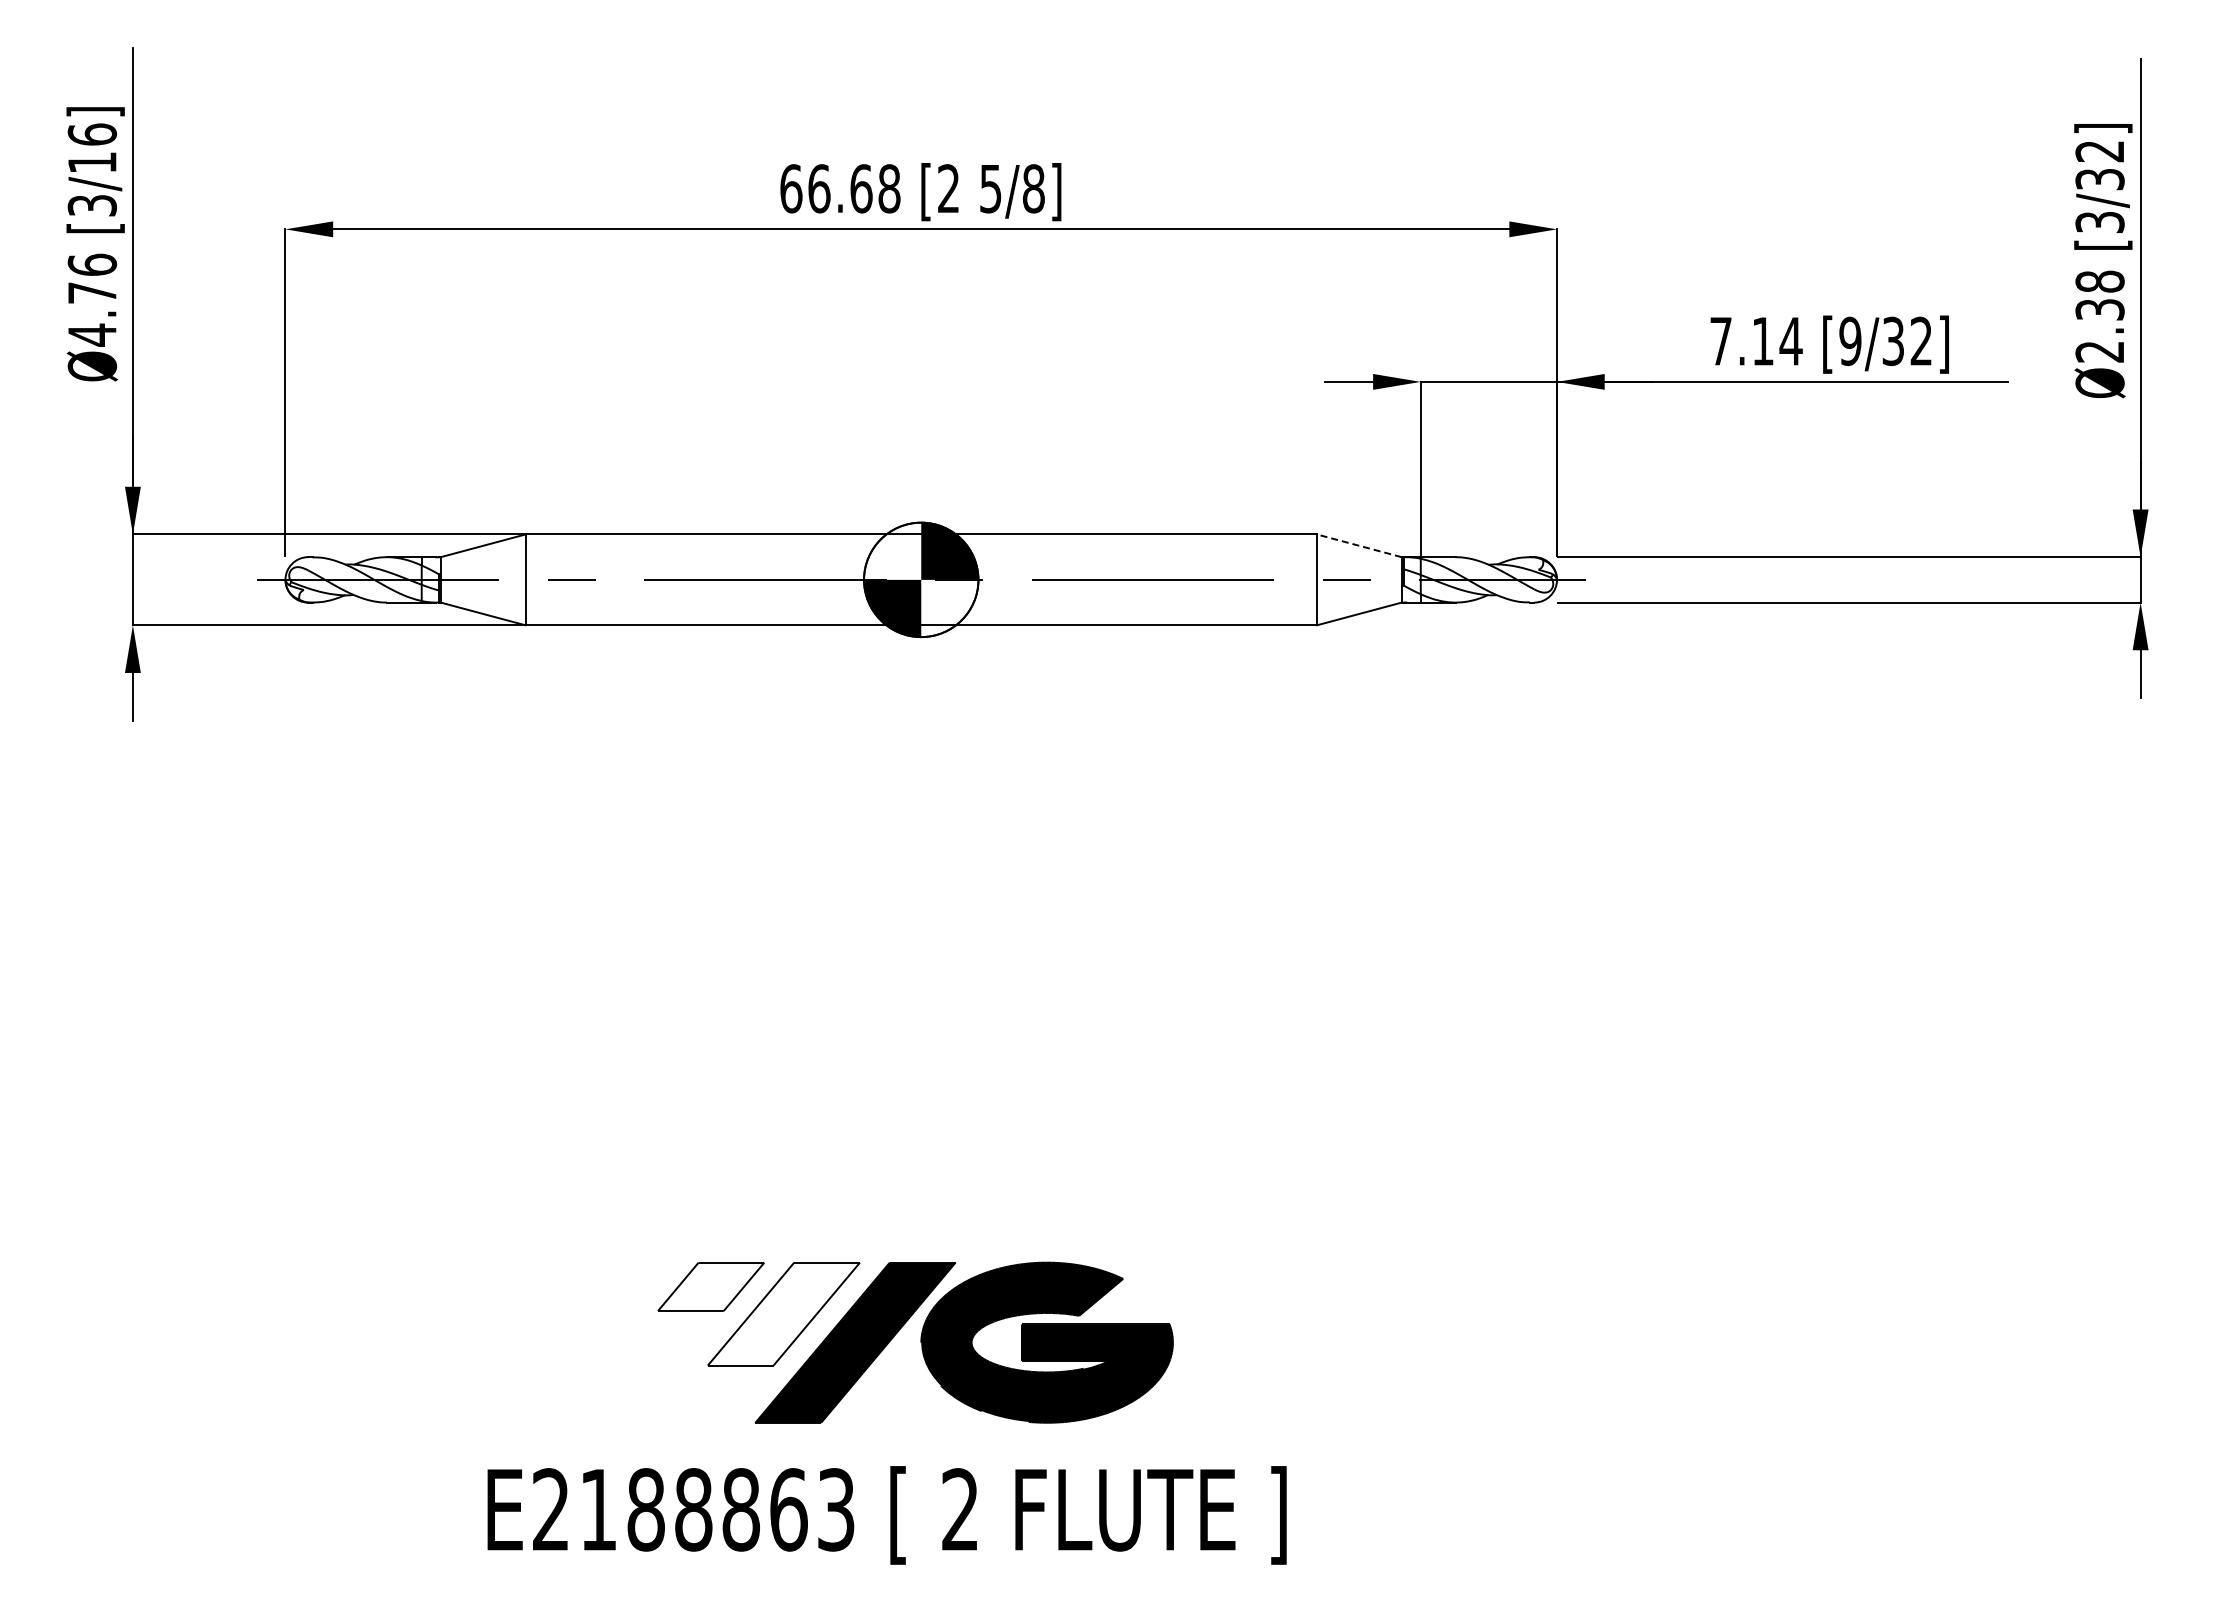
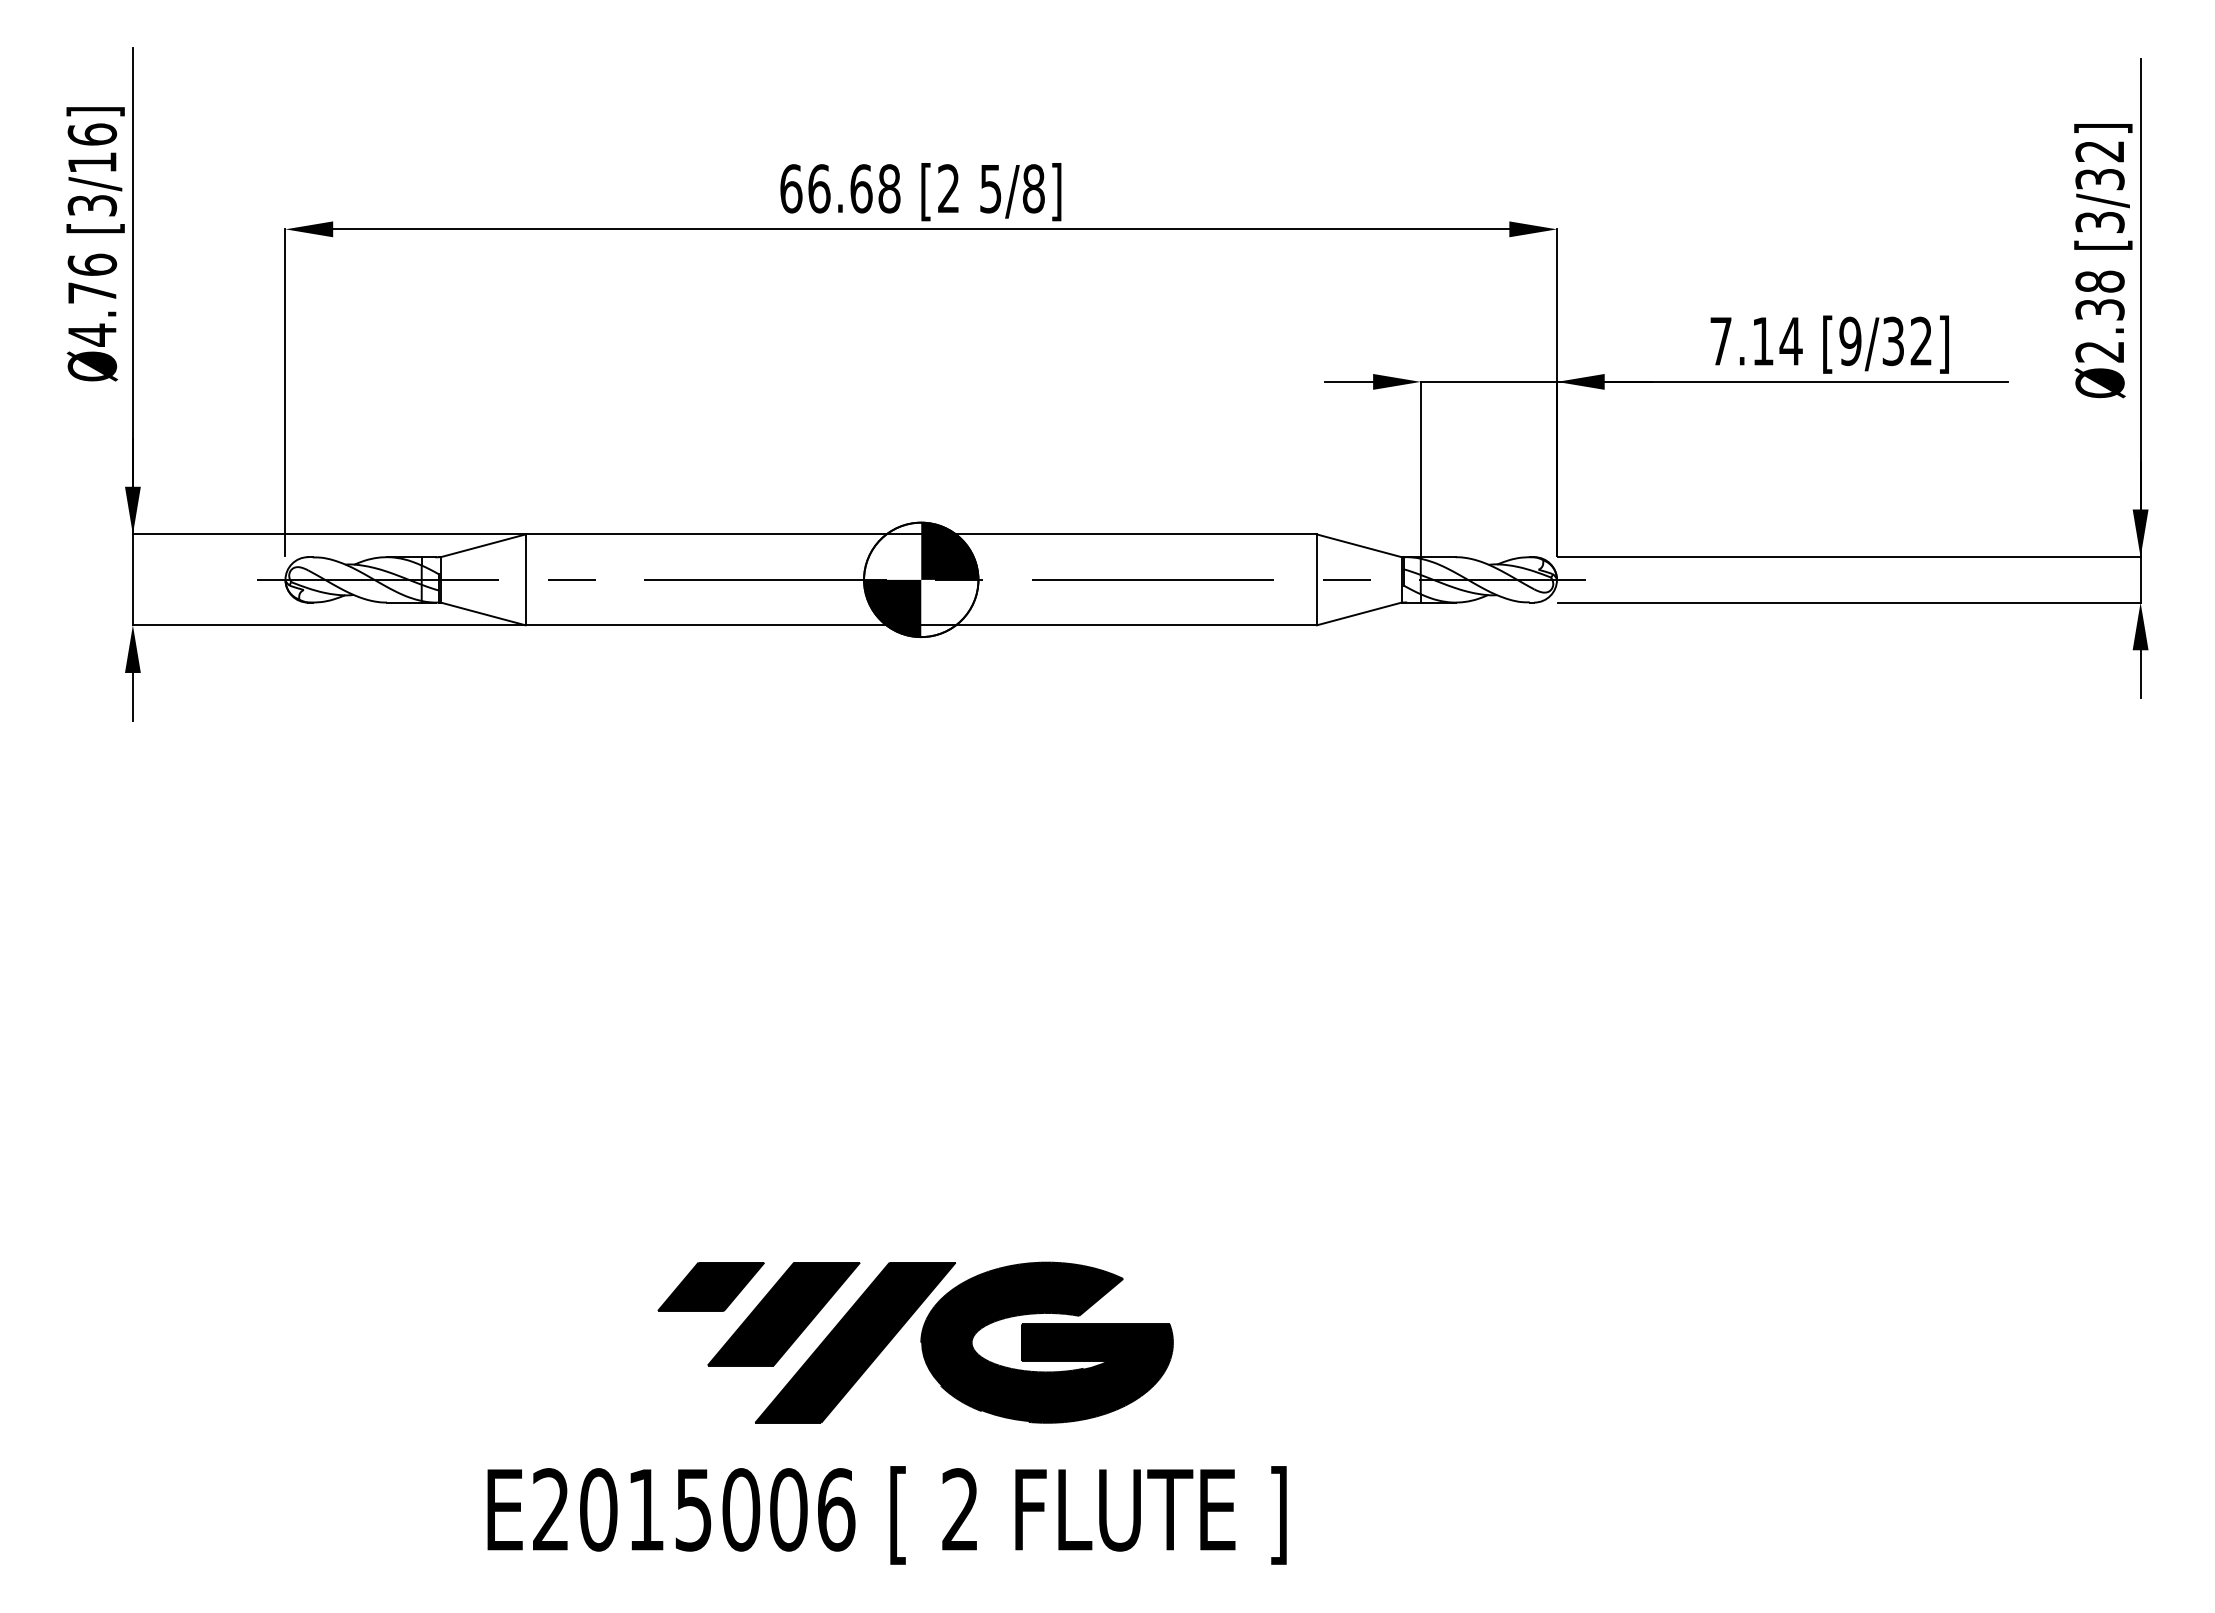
line: dashed -> solid (1359, 545)
fill: none -> present (711, 1286)
fill: none -> present (783, 1313)
text: E2188863 -> E2015006 (717, 1509)
